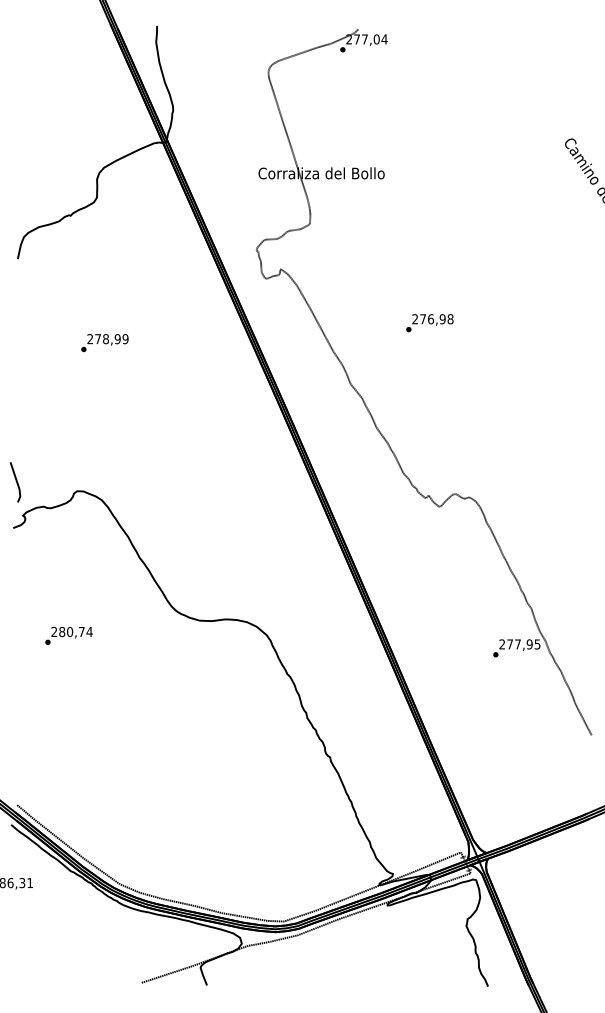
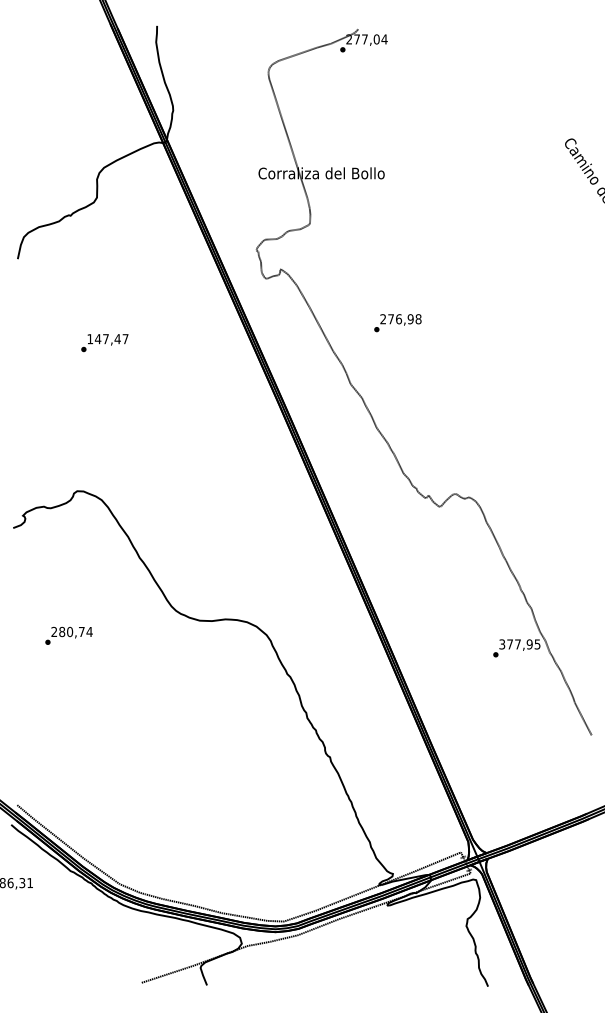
text position: (429, 323) -> (397, 323) (397, 323)
text: 278,99 -> 147,47 (107, 339)
line: present -> none (16, 482)
text: 277,95 -> 377,95 (502, 644)
